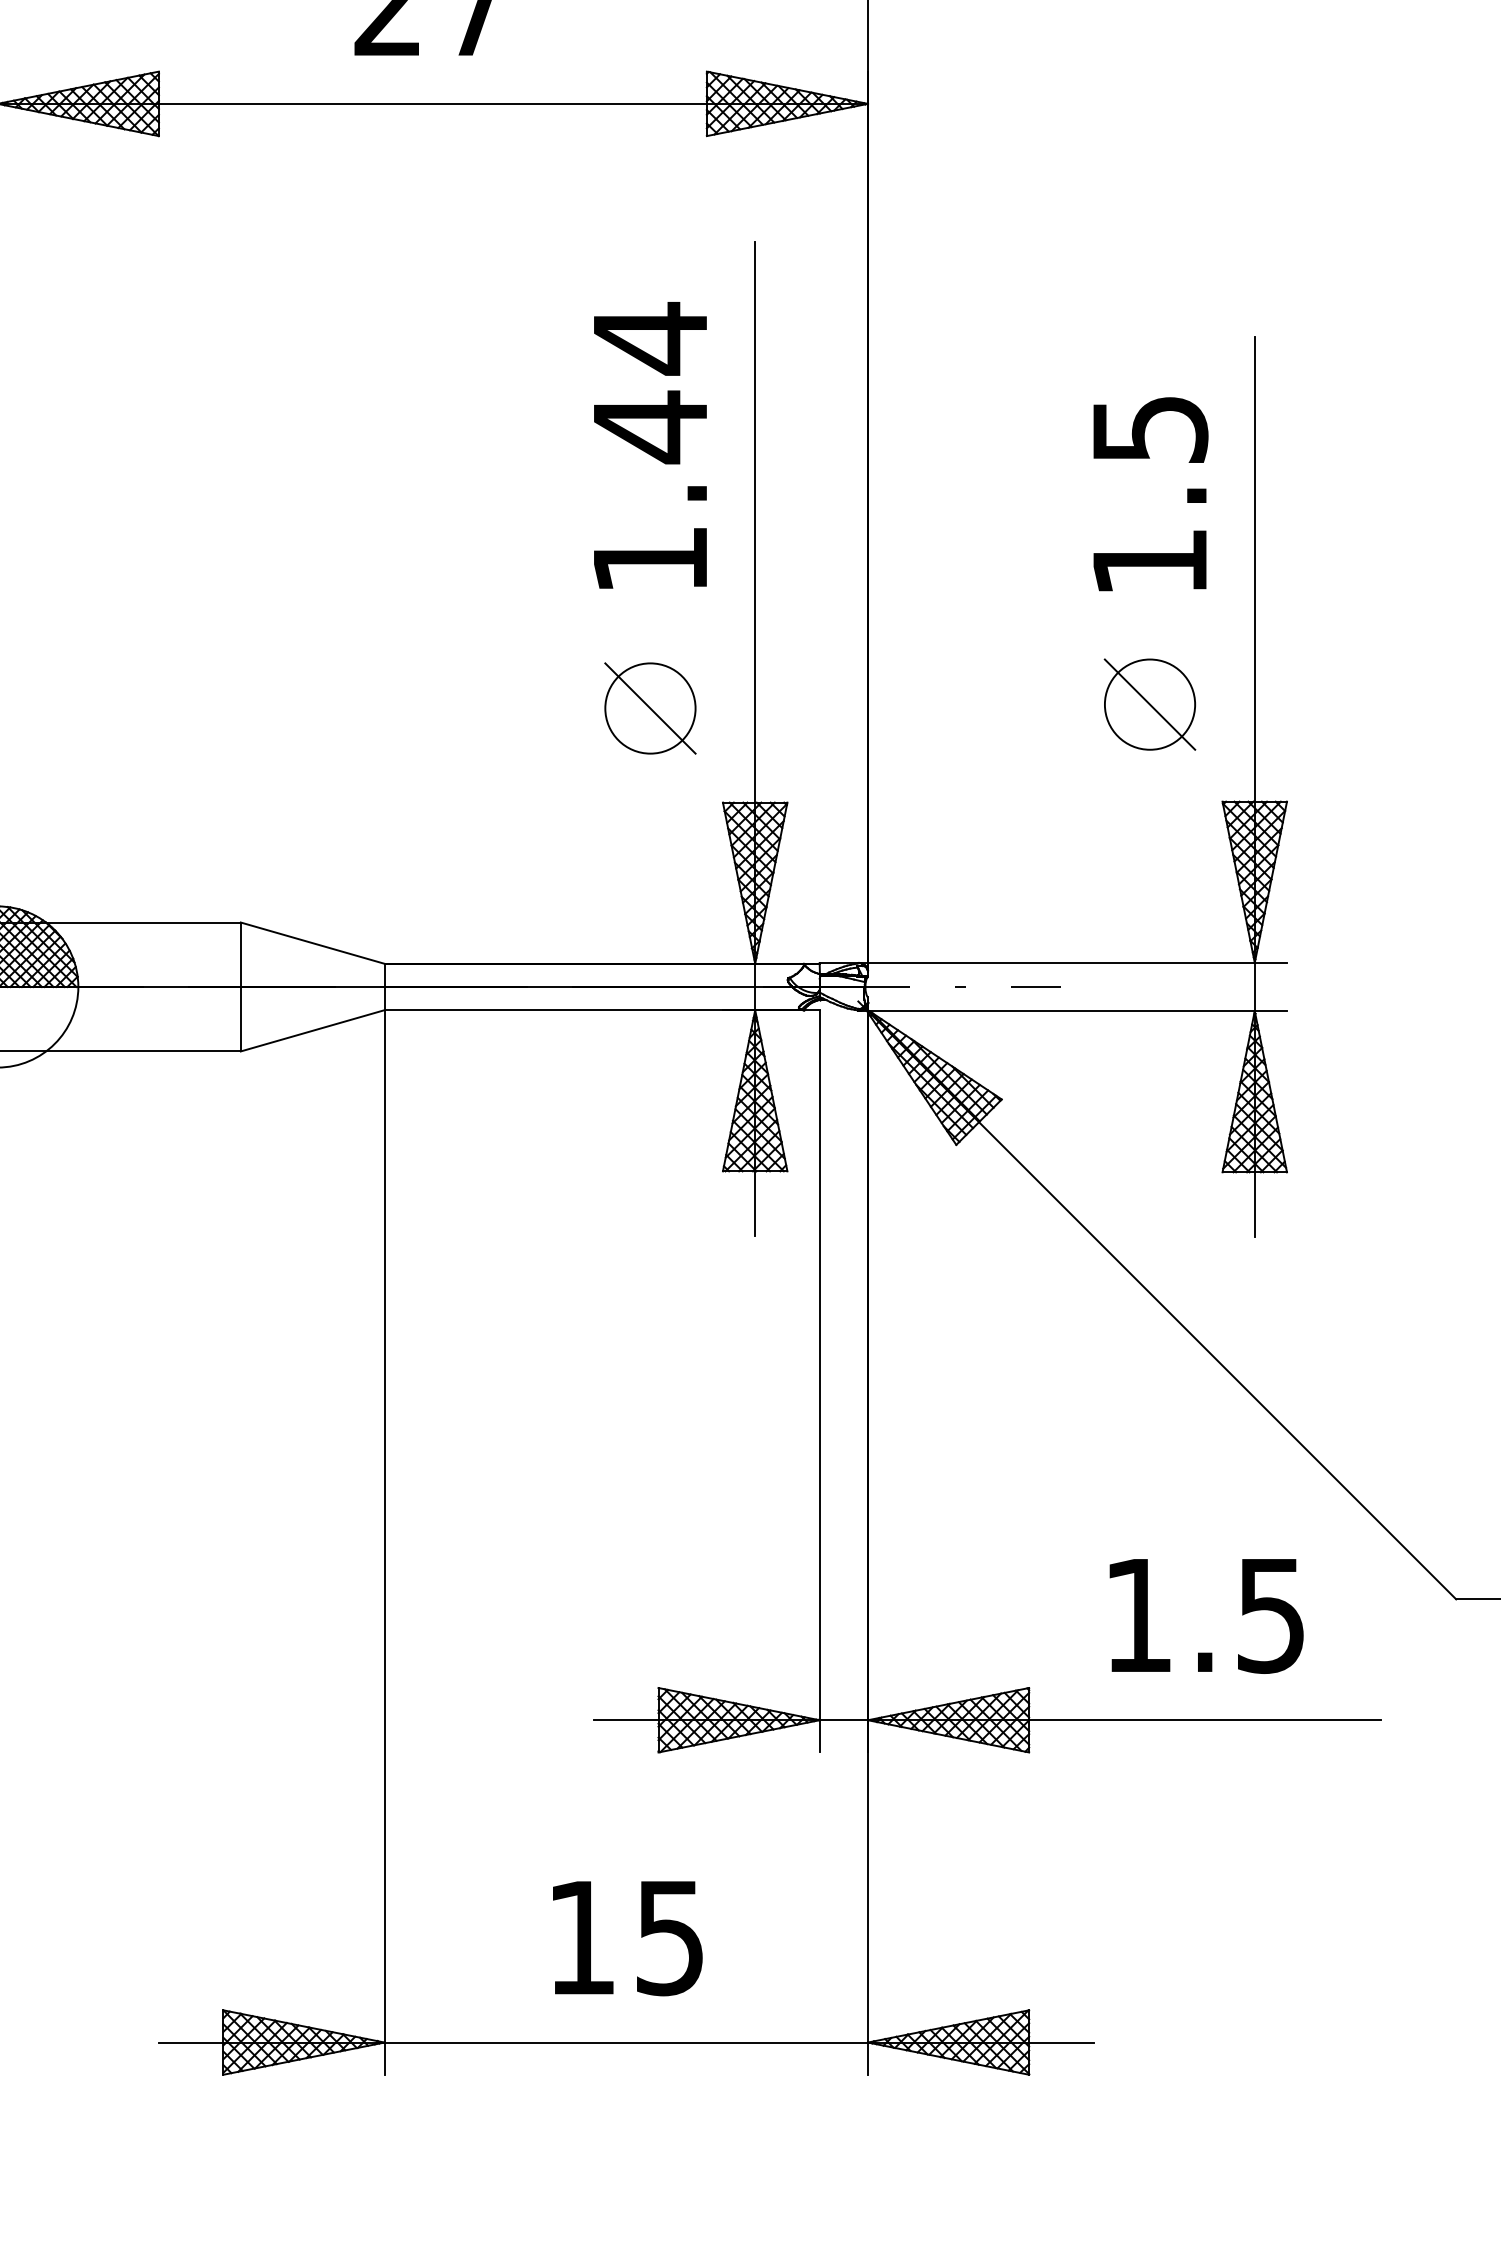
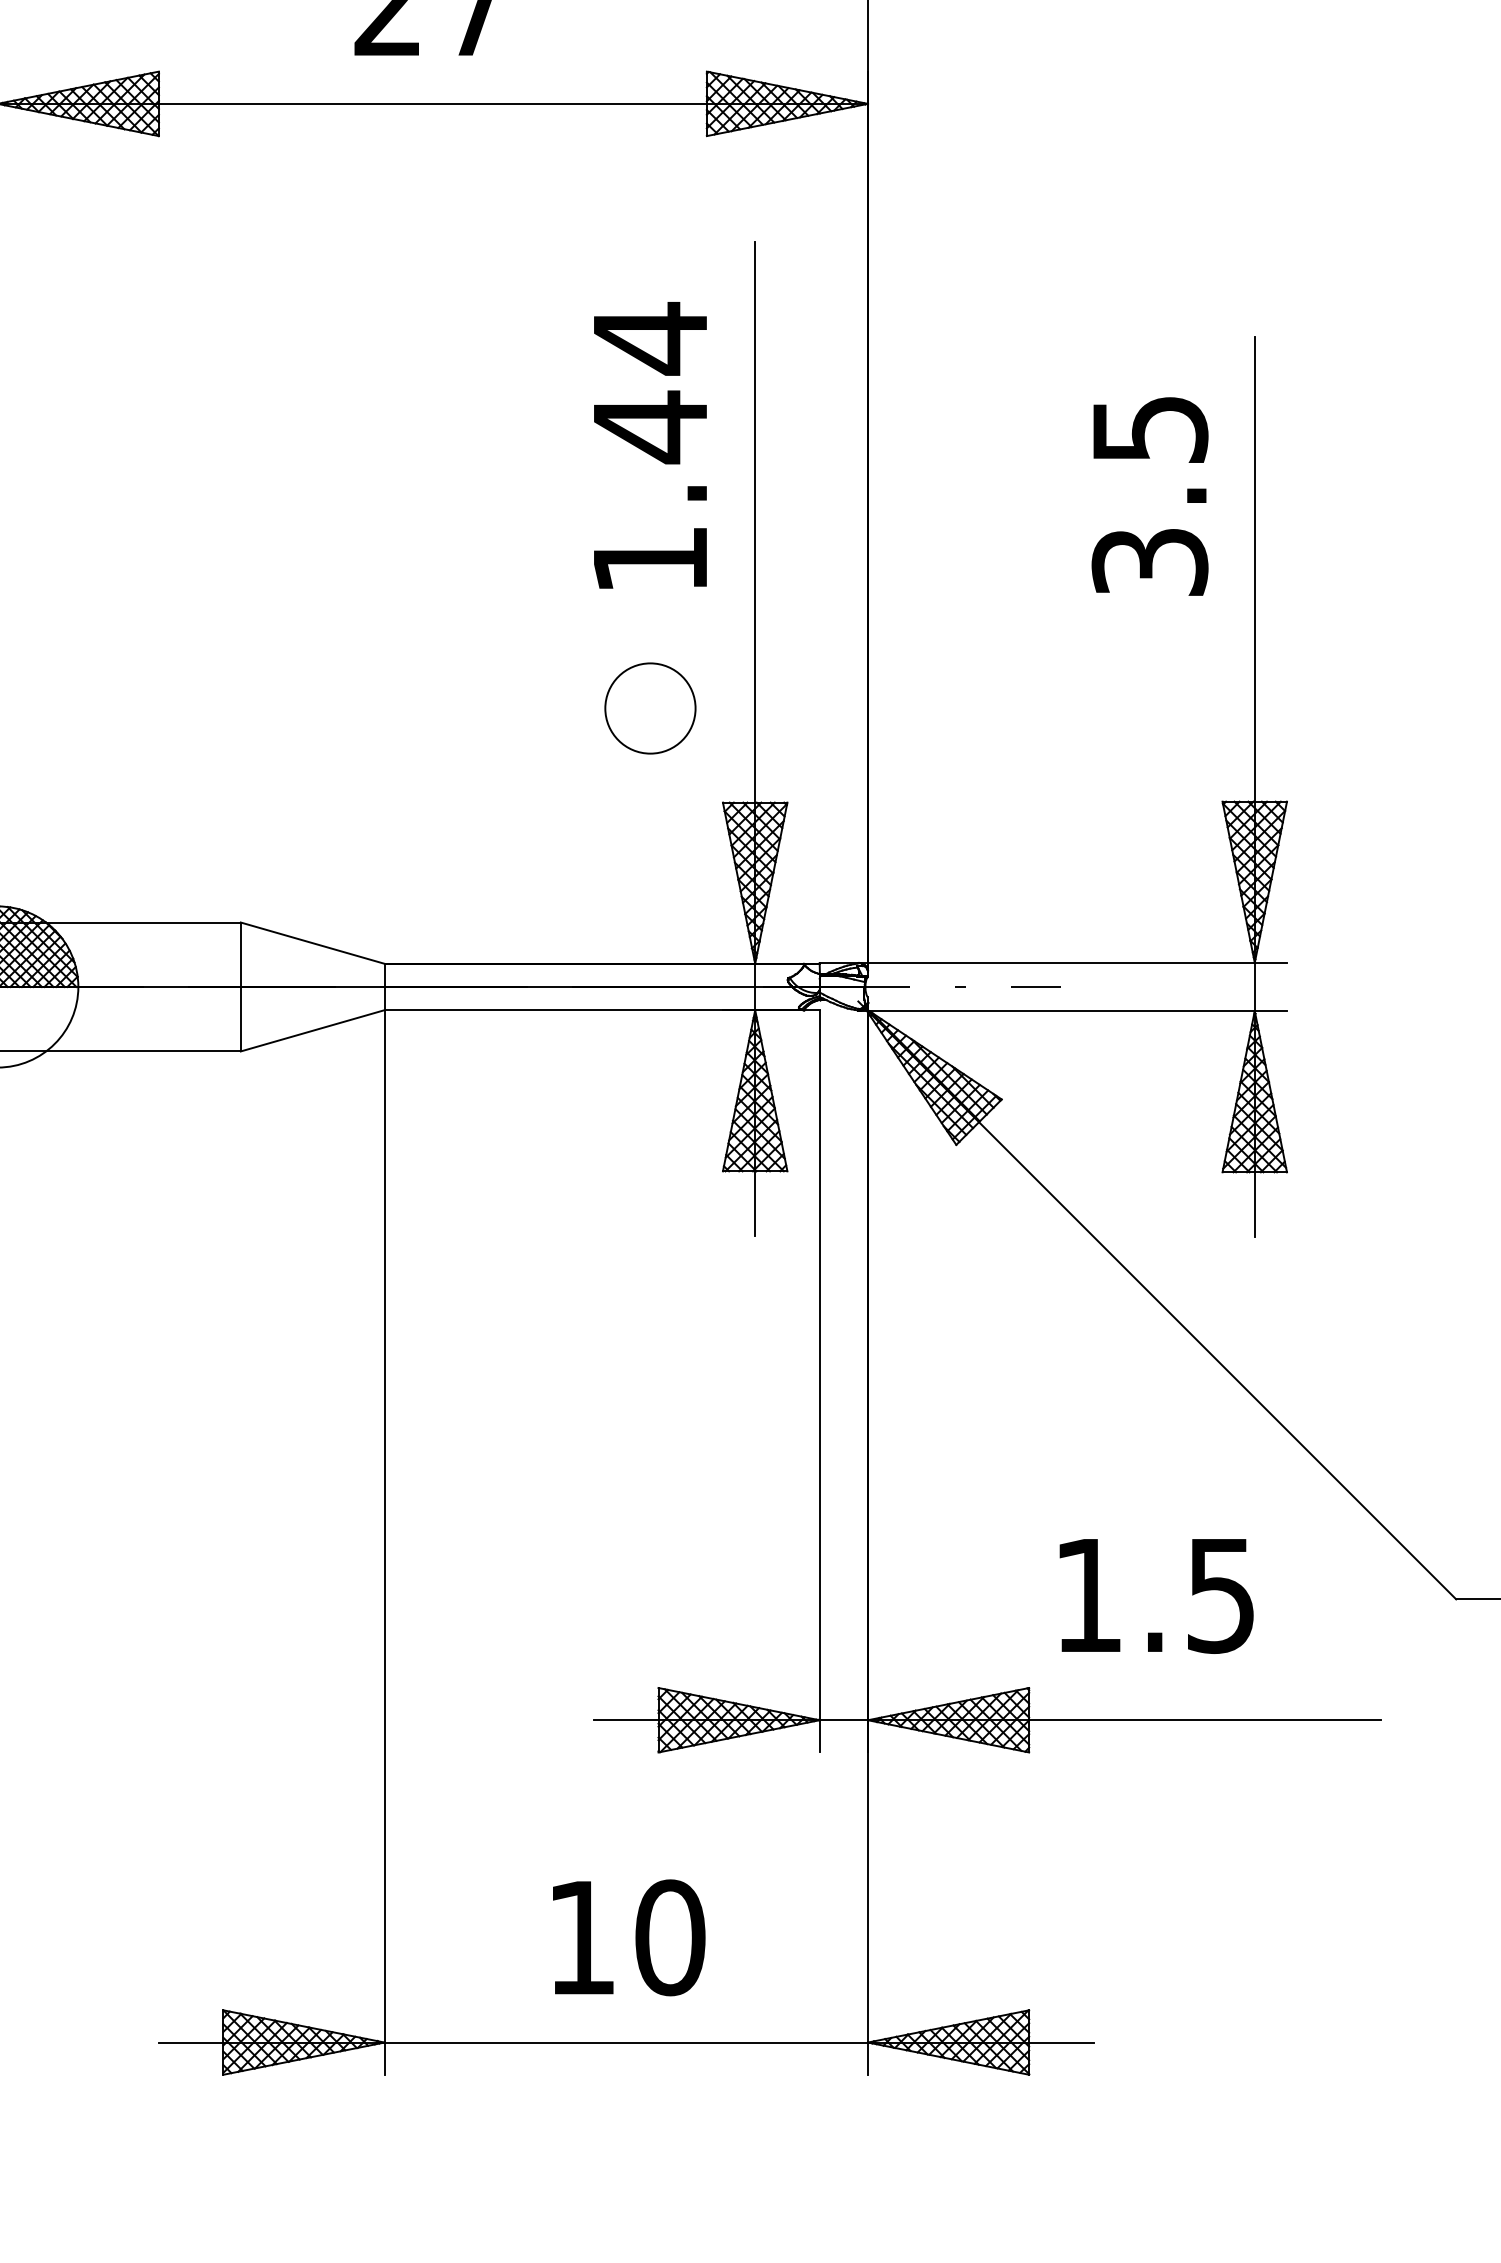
text: 1.5 -> 3.5 (1149, 562)
part: present -> none (1149, 704)
line: present -> none (650, 708)
text position: (1206, 1616) -> (1156, 1596) (1156, 1596)
text: 15 -> 10 (670, 1937)
